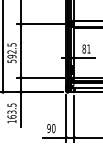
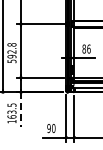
text: 592.5 -> 592.8 (11, 44)
text: 81 -> 86 (88, 48)
line: solid -> dashed (21, 110)
